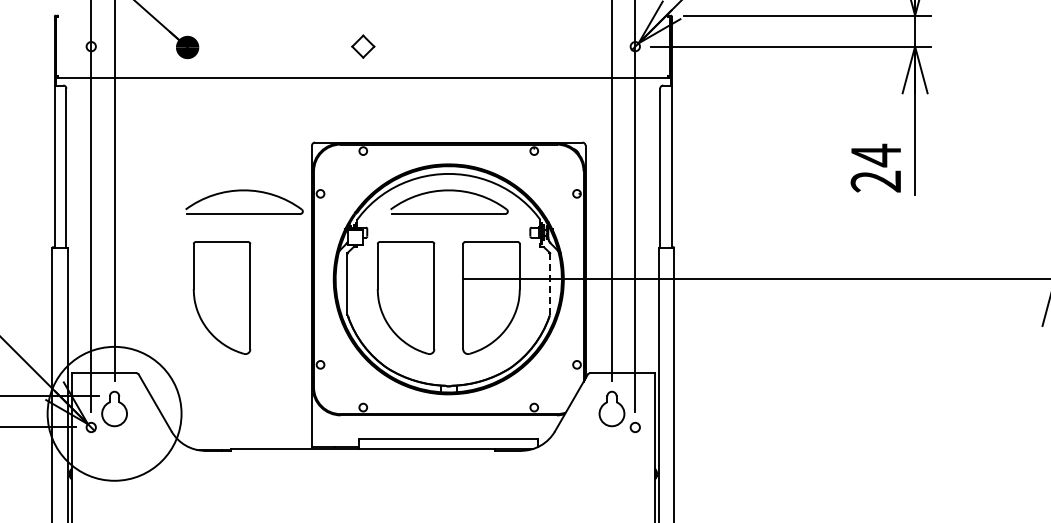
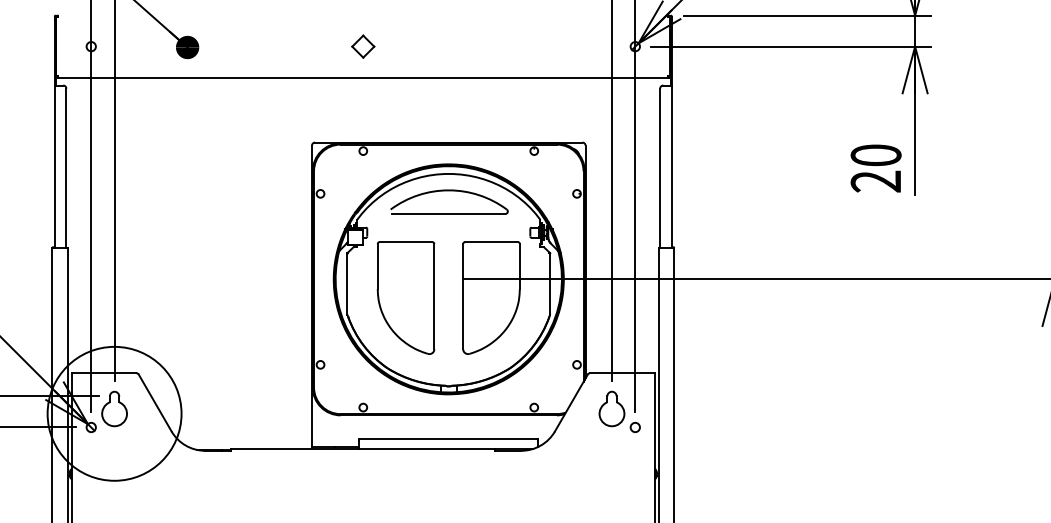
text: 24 -> 20 (875, 155)
part: present -> none (244, 191)
line: dashed -> solid (550, 283)
part: present -> none (221, 297)
